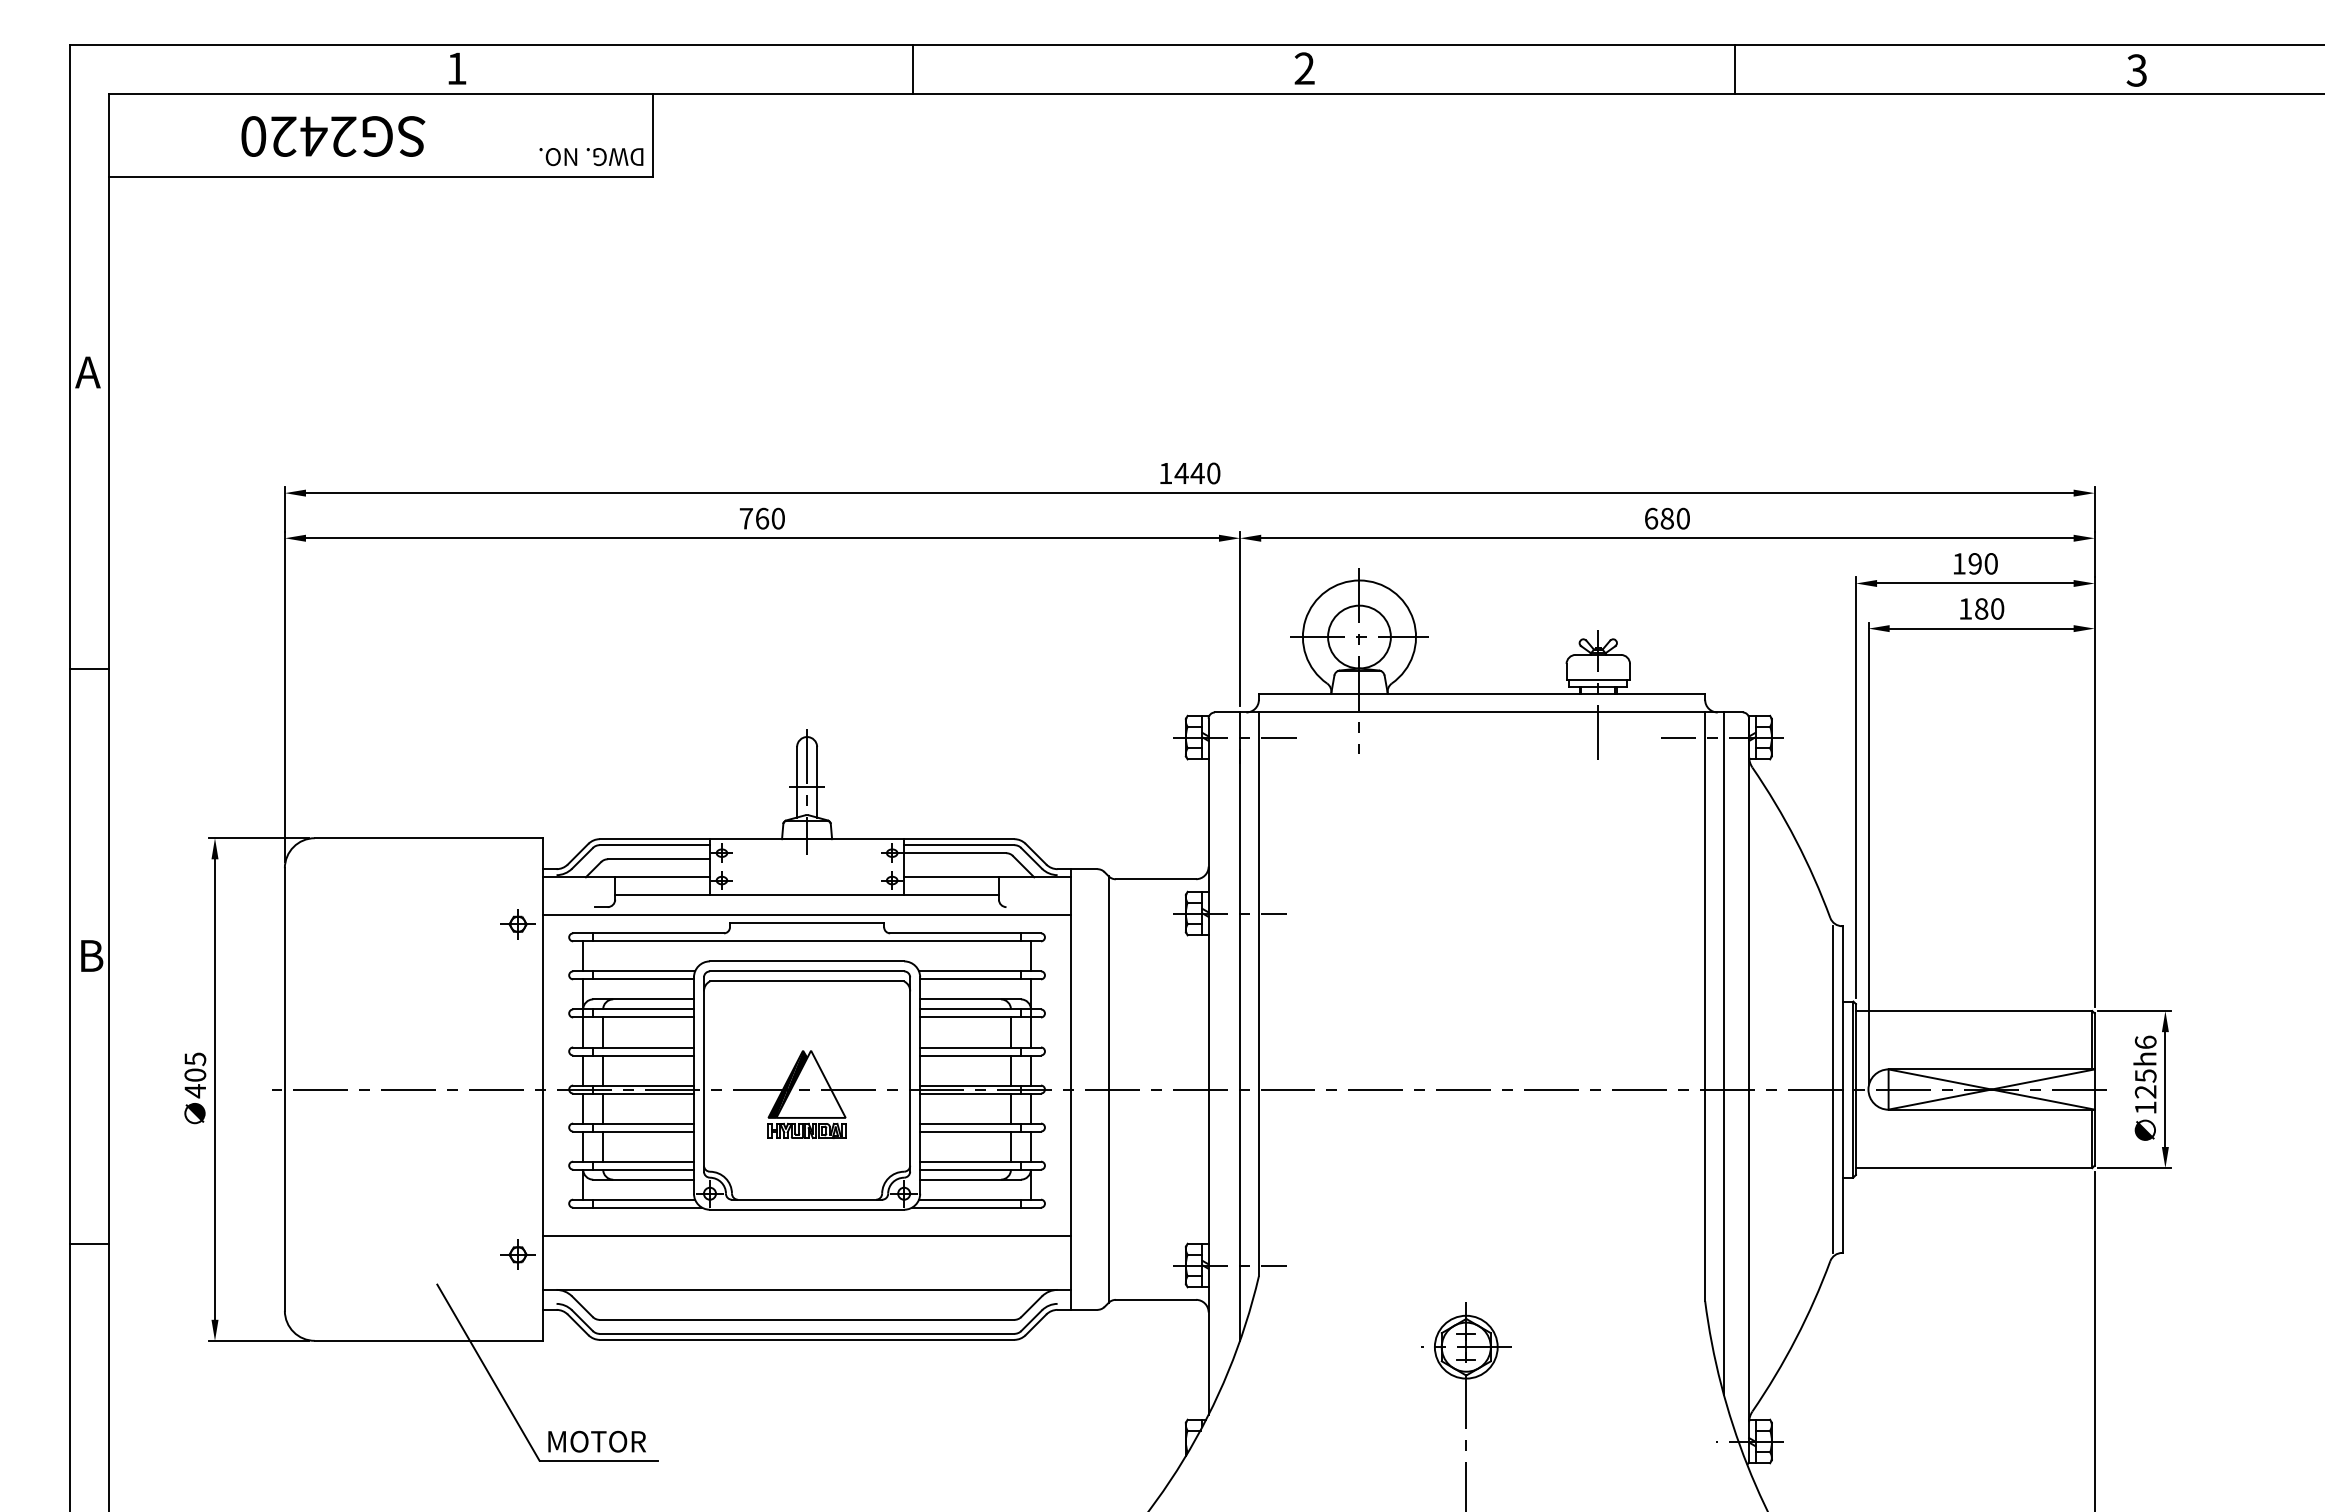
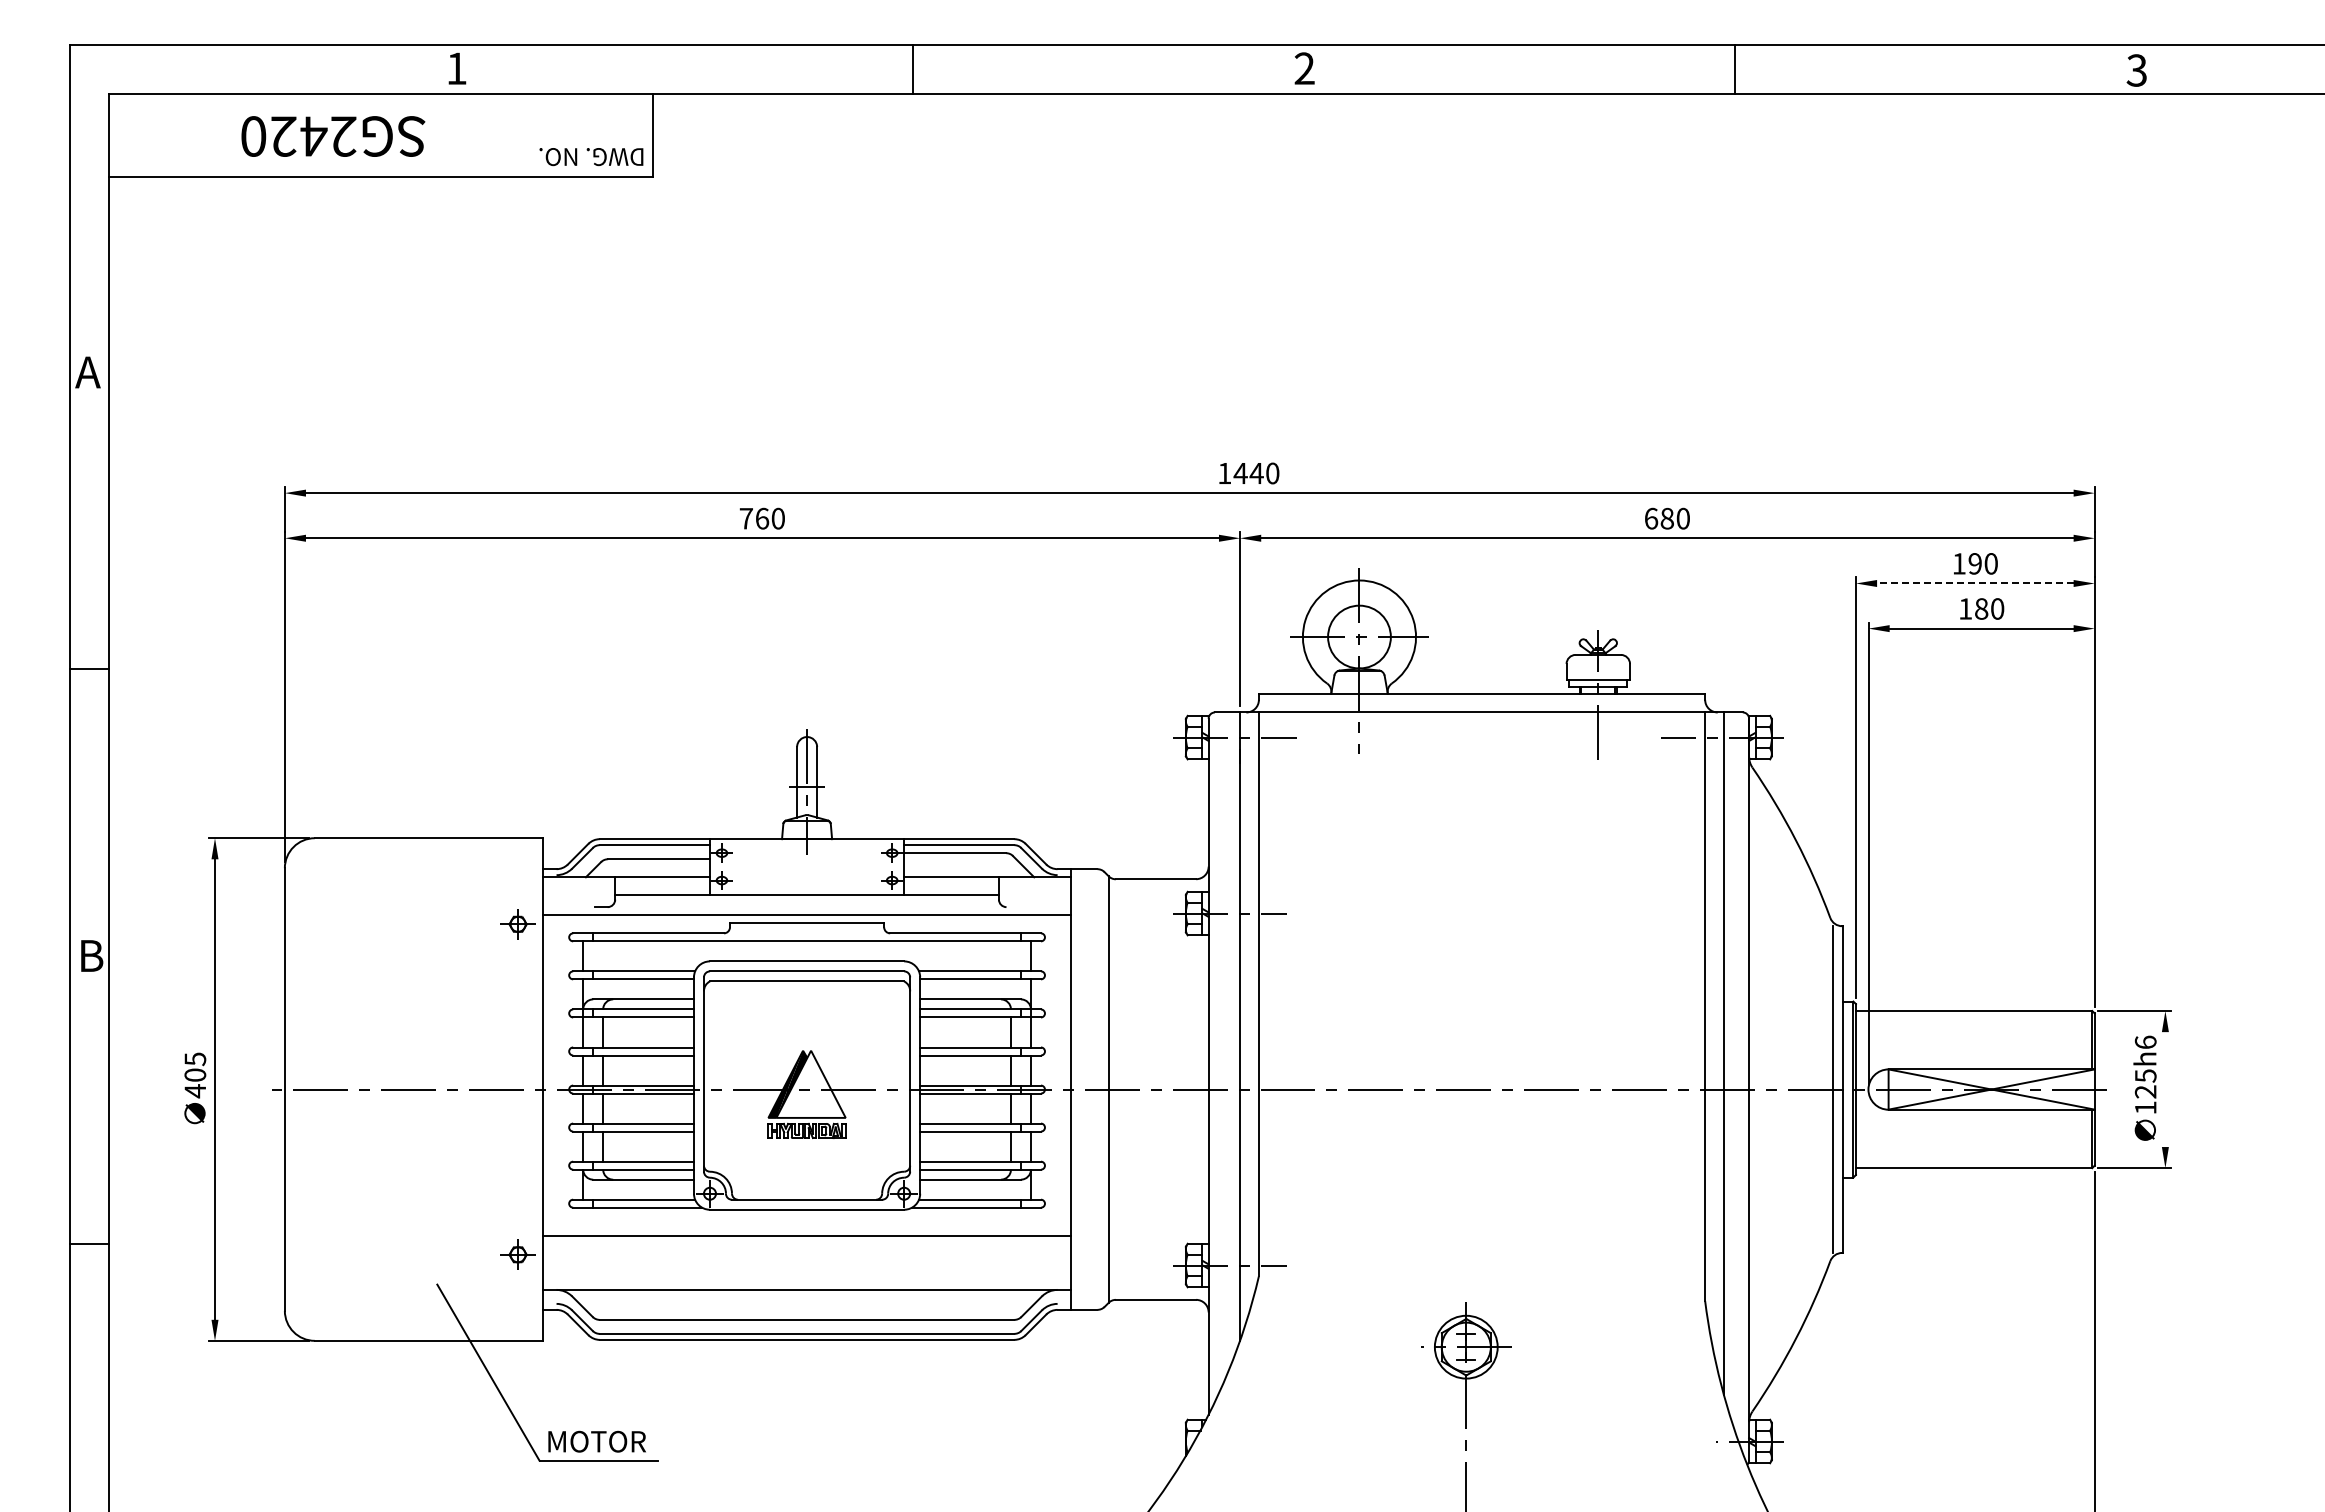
text position: (1190, 473) -> (1249, 473) (1249, 473)
line: solid -> dashed (1974, 583)
line: present -> none (2165, 1089)
